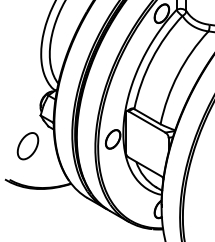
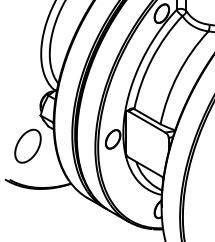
part size: 24x29 px -> 28x36 px (27, 145)
